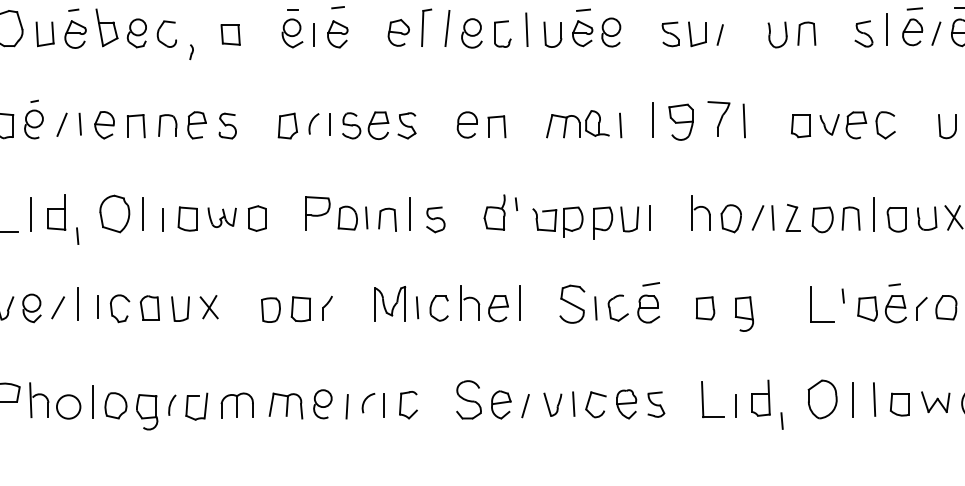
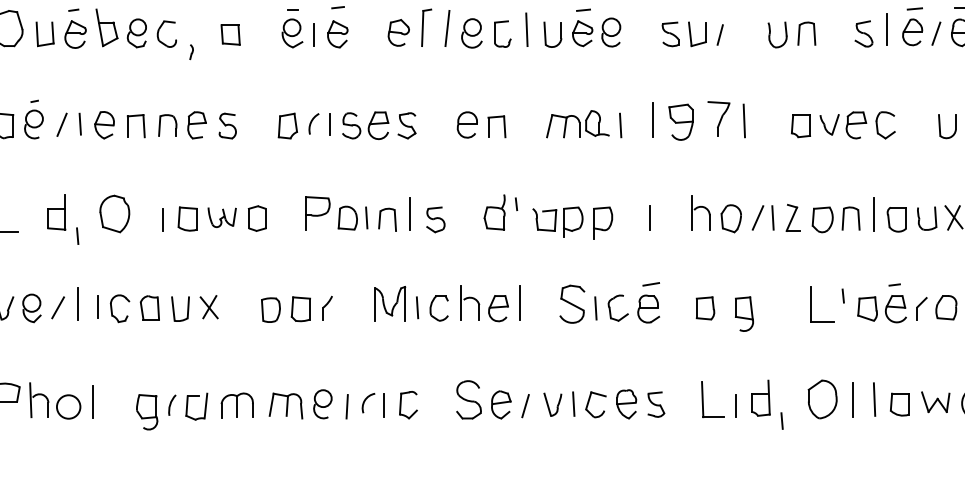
line: present -> none (143, 213)
line: present -> none (31, 214)
part: present -> none (629, 219)
part: present -> none (115, 405)
